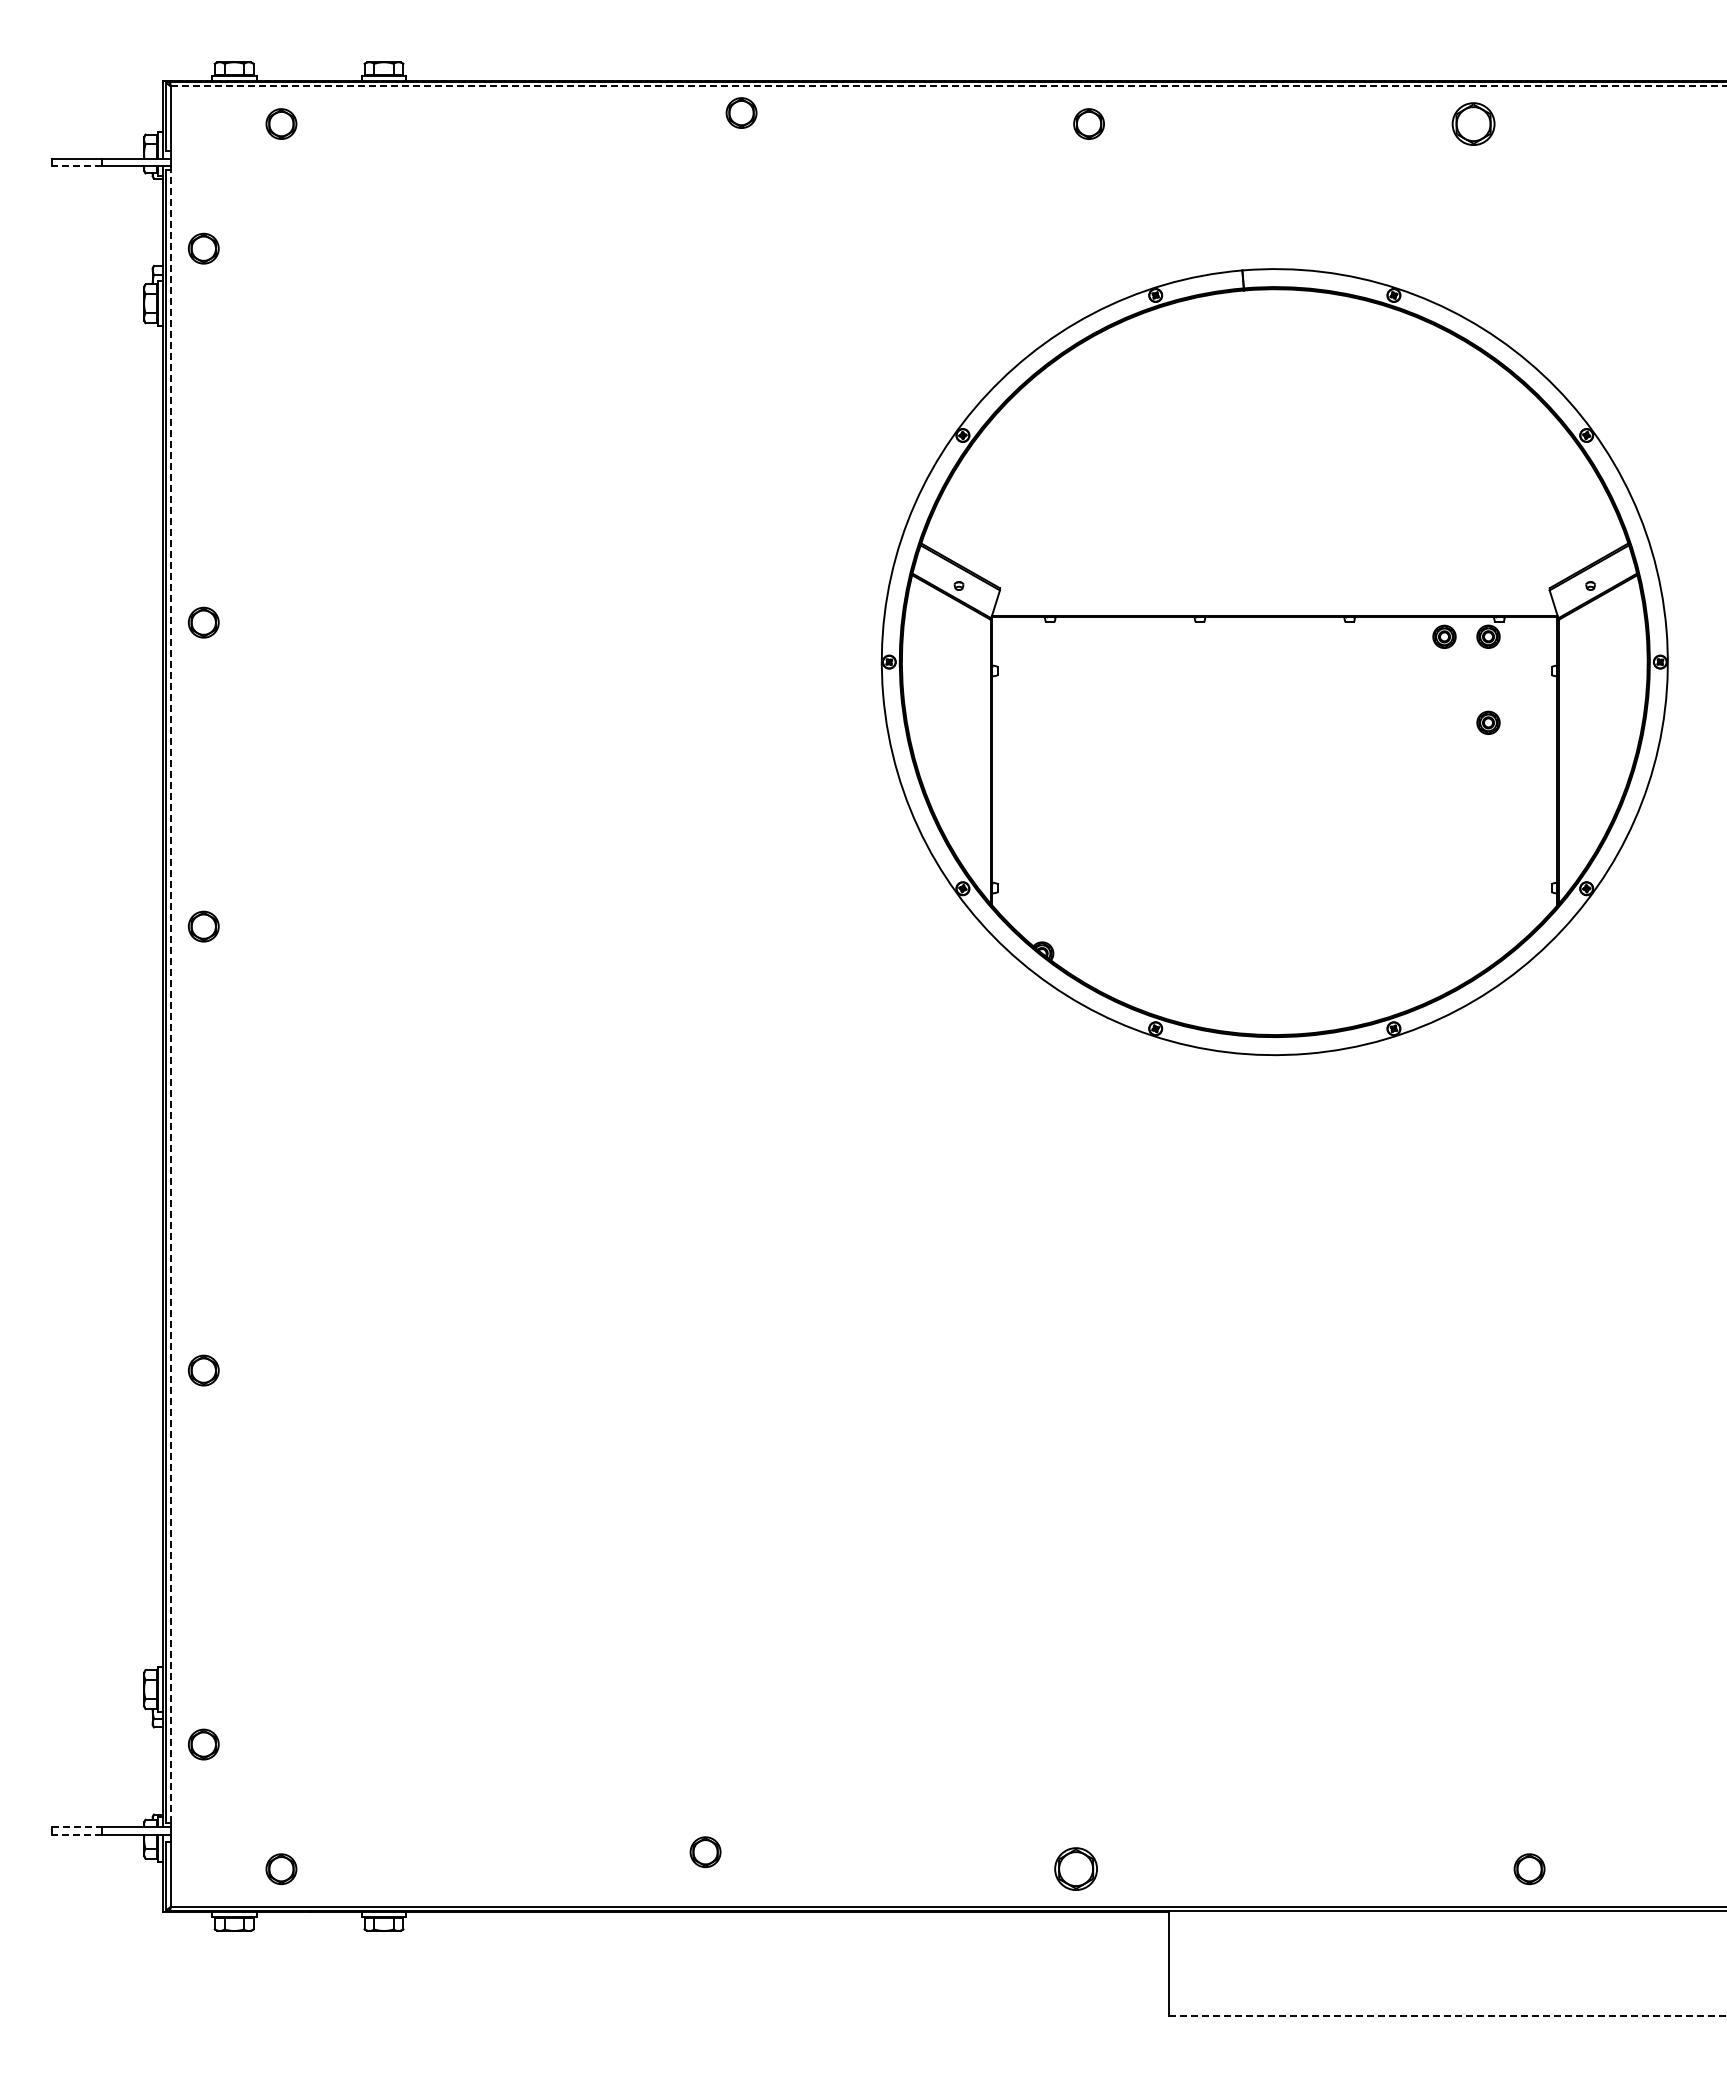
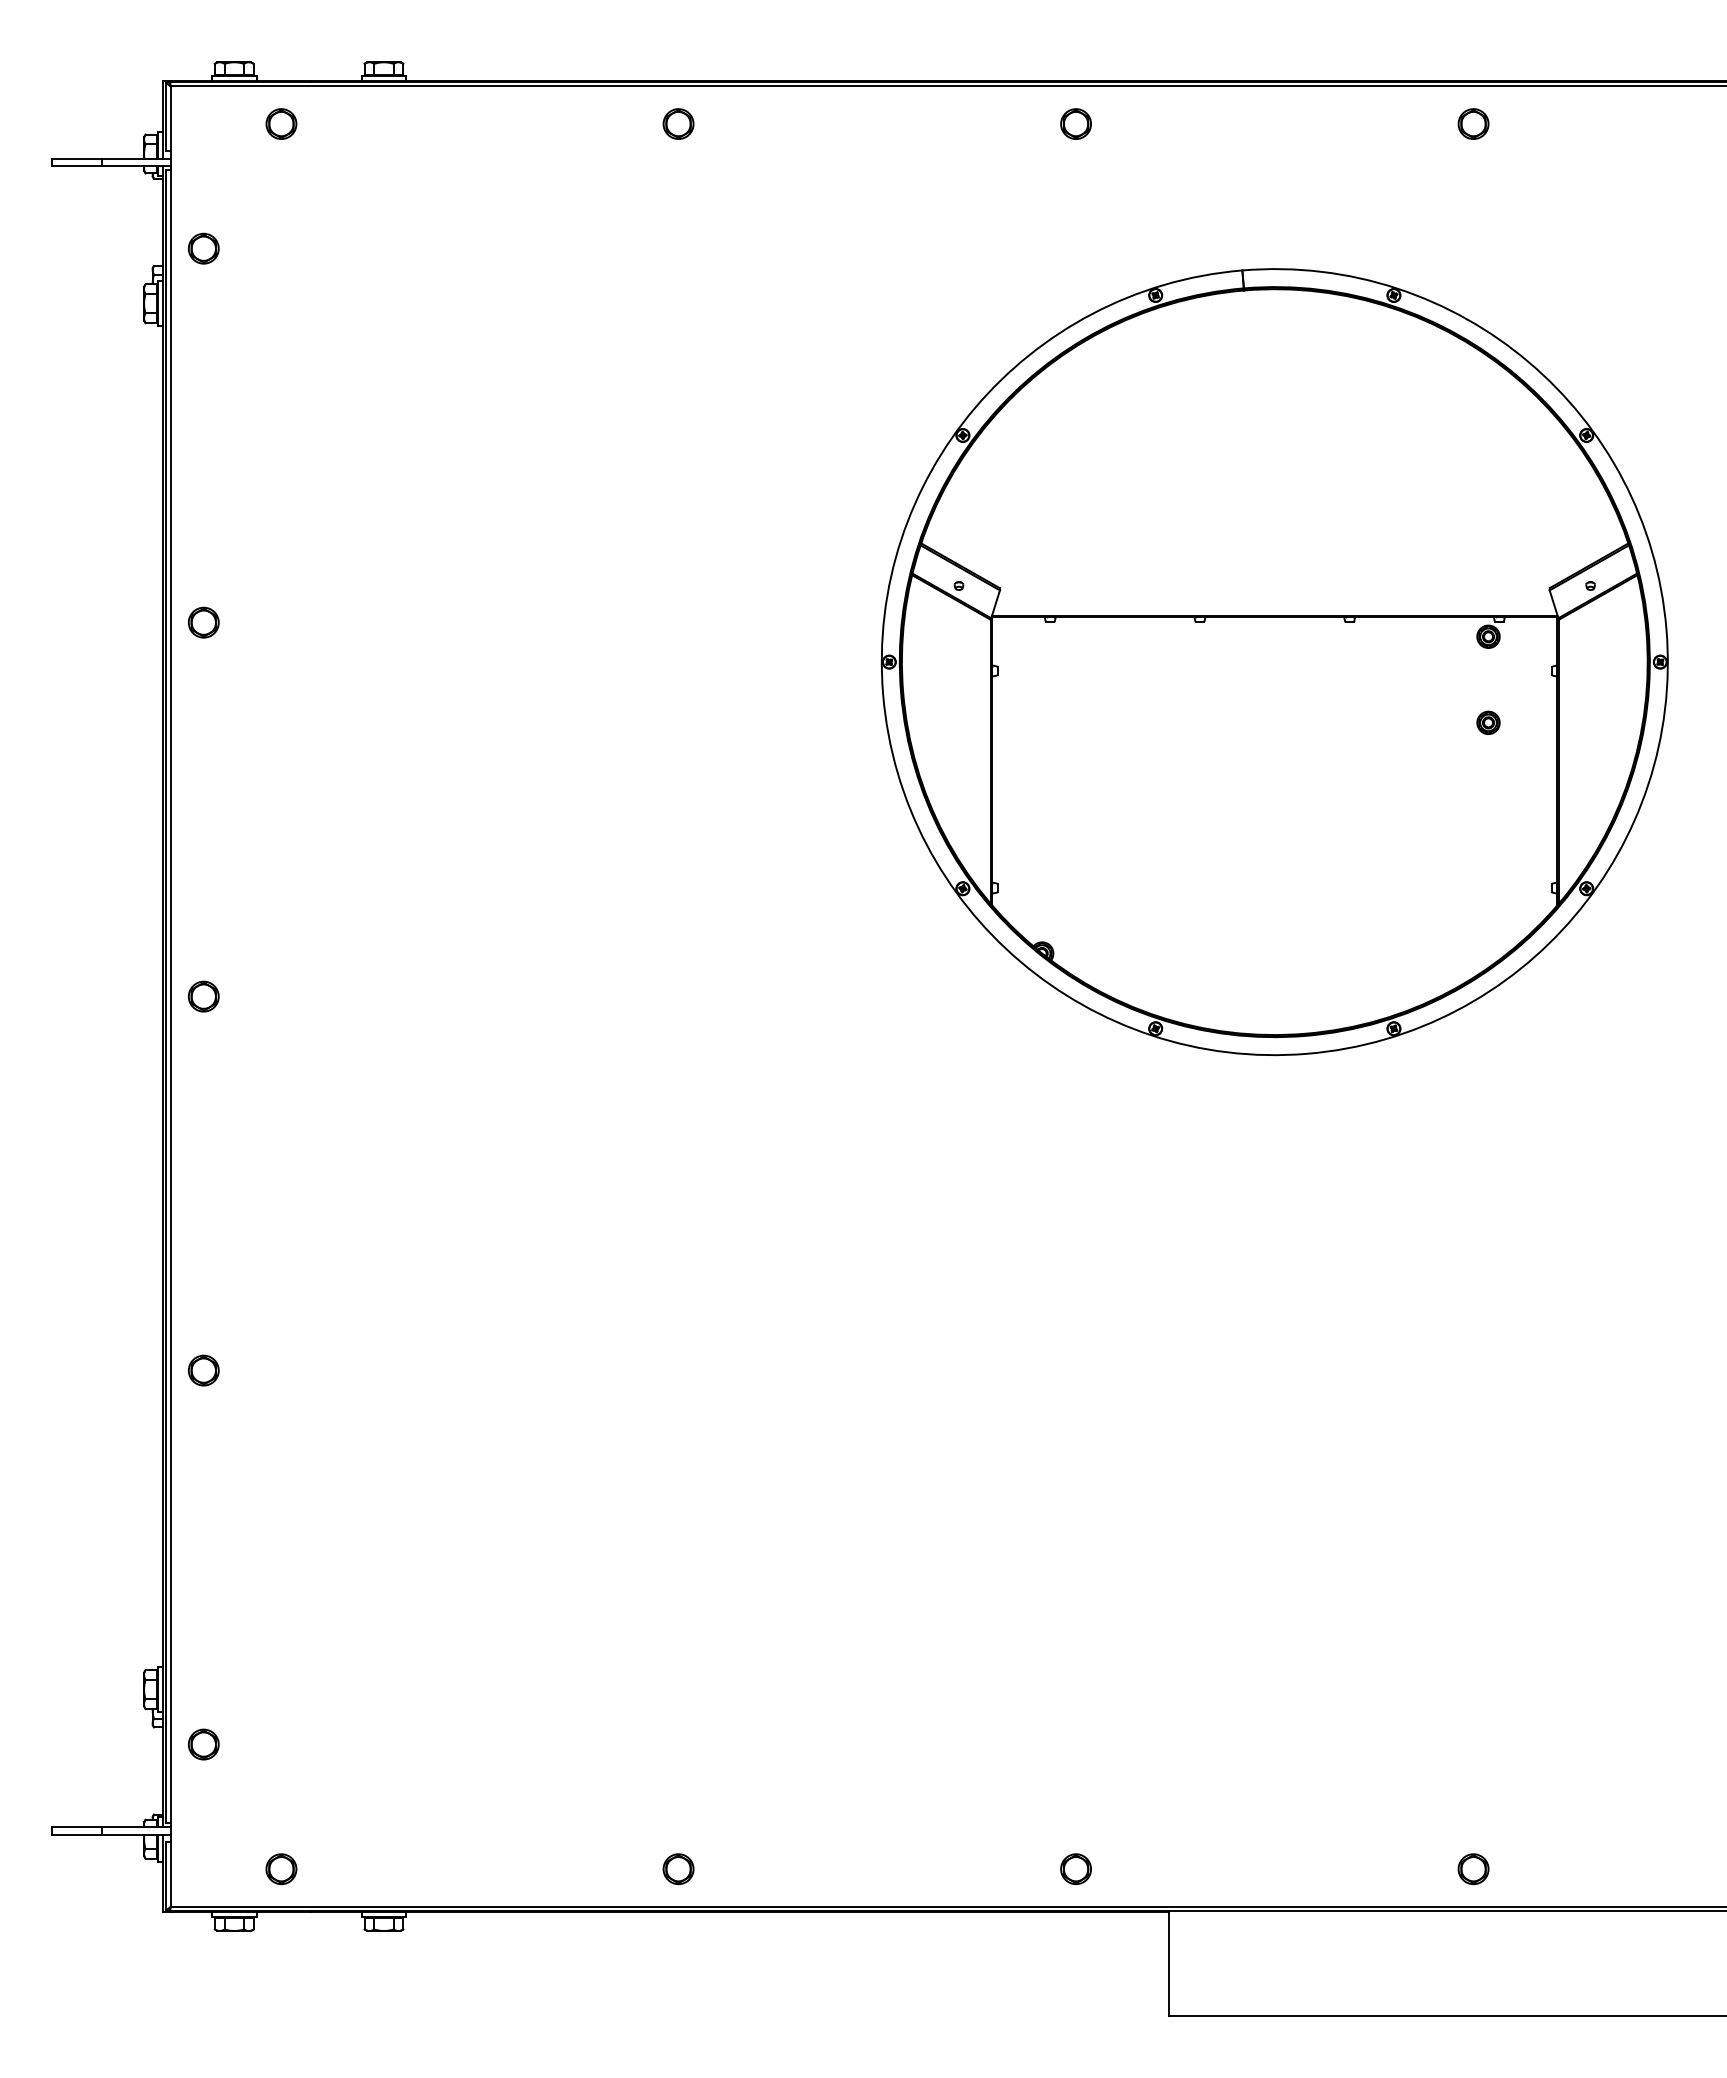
line: dashed -> solid (948, 86)
part position: (741, 112) -> (678, 123) (678, 123)
part position: (1088, 123) -> (1075, 123) (1075, 123)
part size: 45x44 px -> 33x32 px (1473, 123)
line: dashed -> solid (76, 166)
part: present -> none (1444, 636)
part position: (203, 926) -> (203, 996) (203, 996)
line: dashed -> solid (170, 996)
line: dashed -> solid (77, 1827)
line: dashed -> solid (76, 1834)
part position: (705, 1852) -> (678, 1869) (678, 1869)
part size: 44x44 px -> 32x33 px (1075, 1869)
part position: (1529, 1869) -> (1473, 1869) (1473, 1869)
line: dashed -> solid (1448, 2015)
